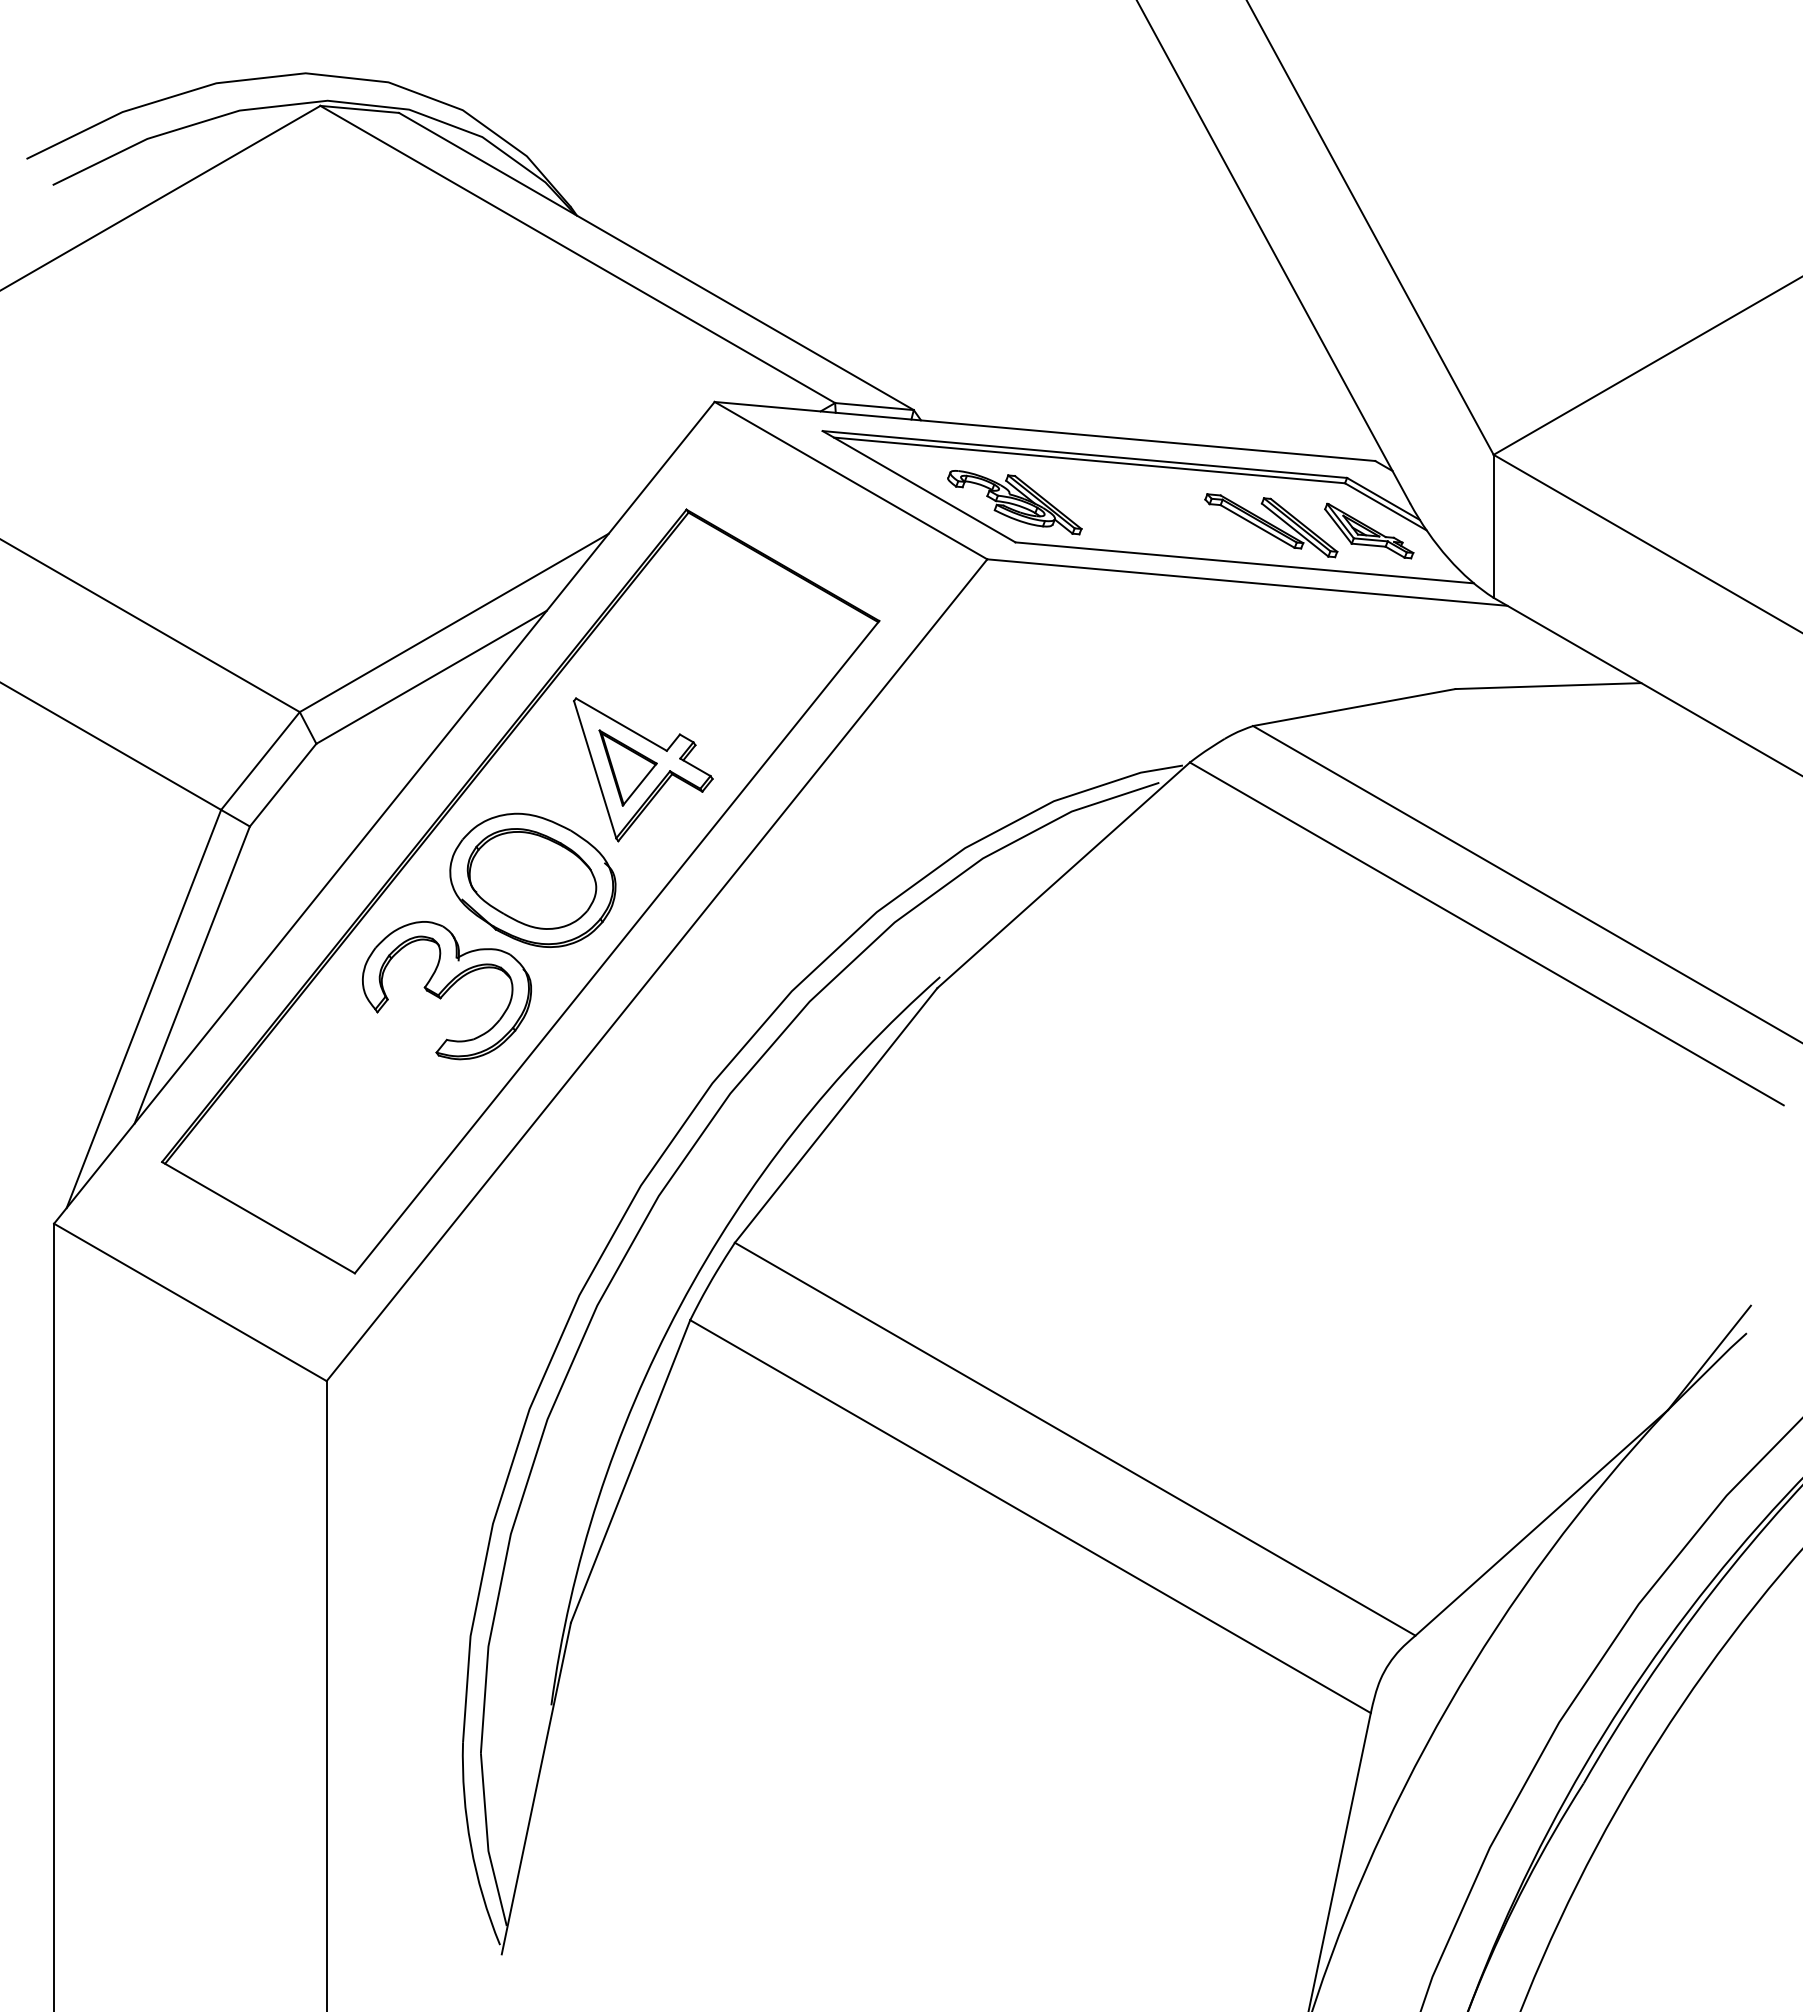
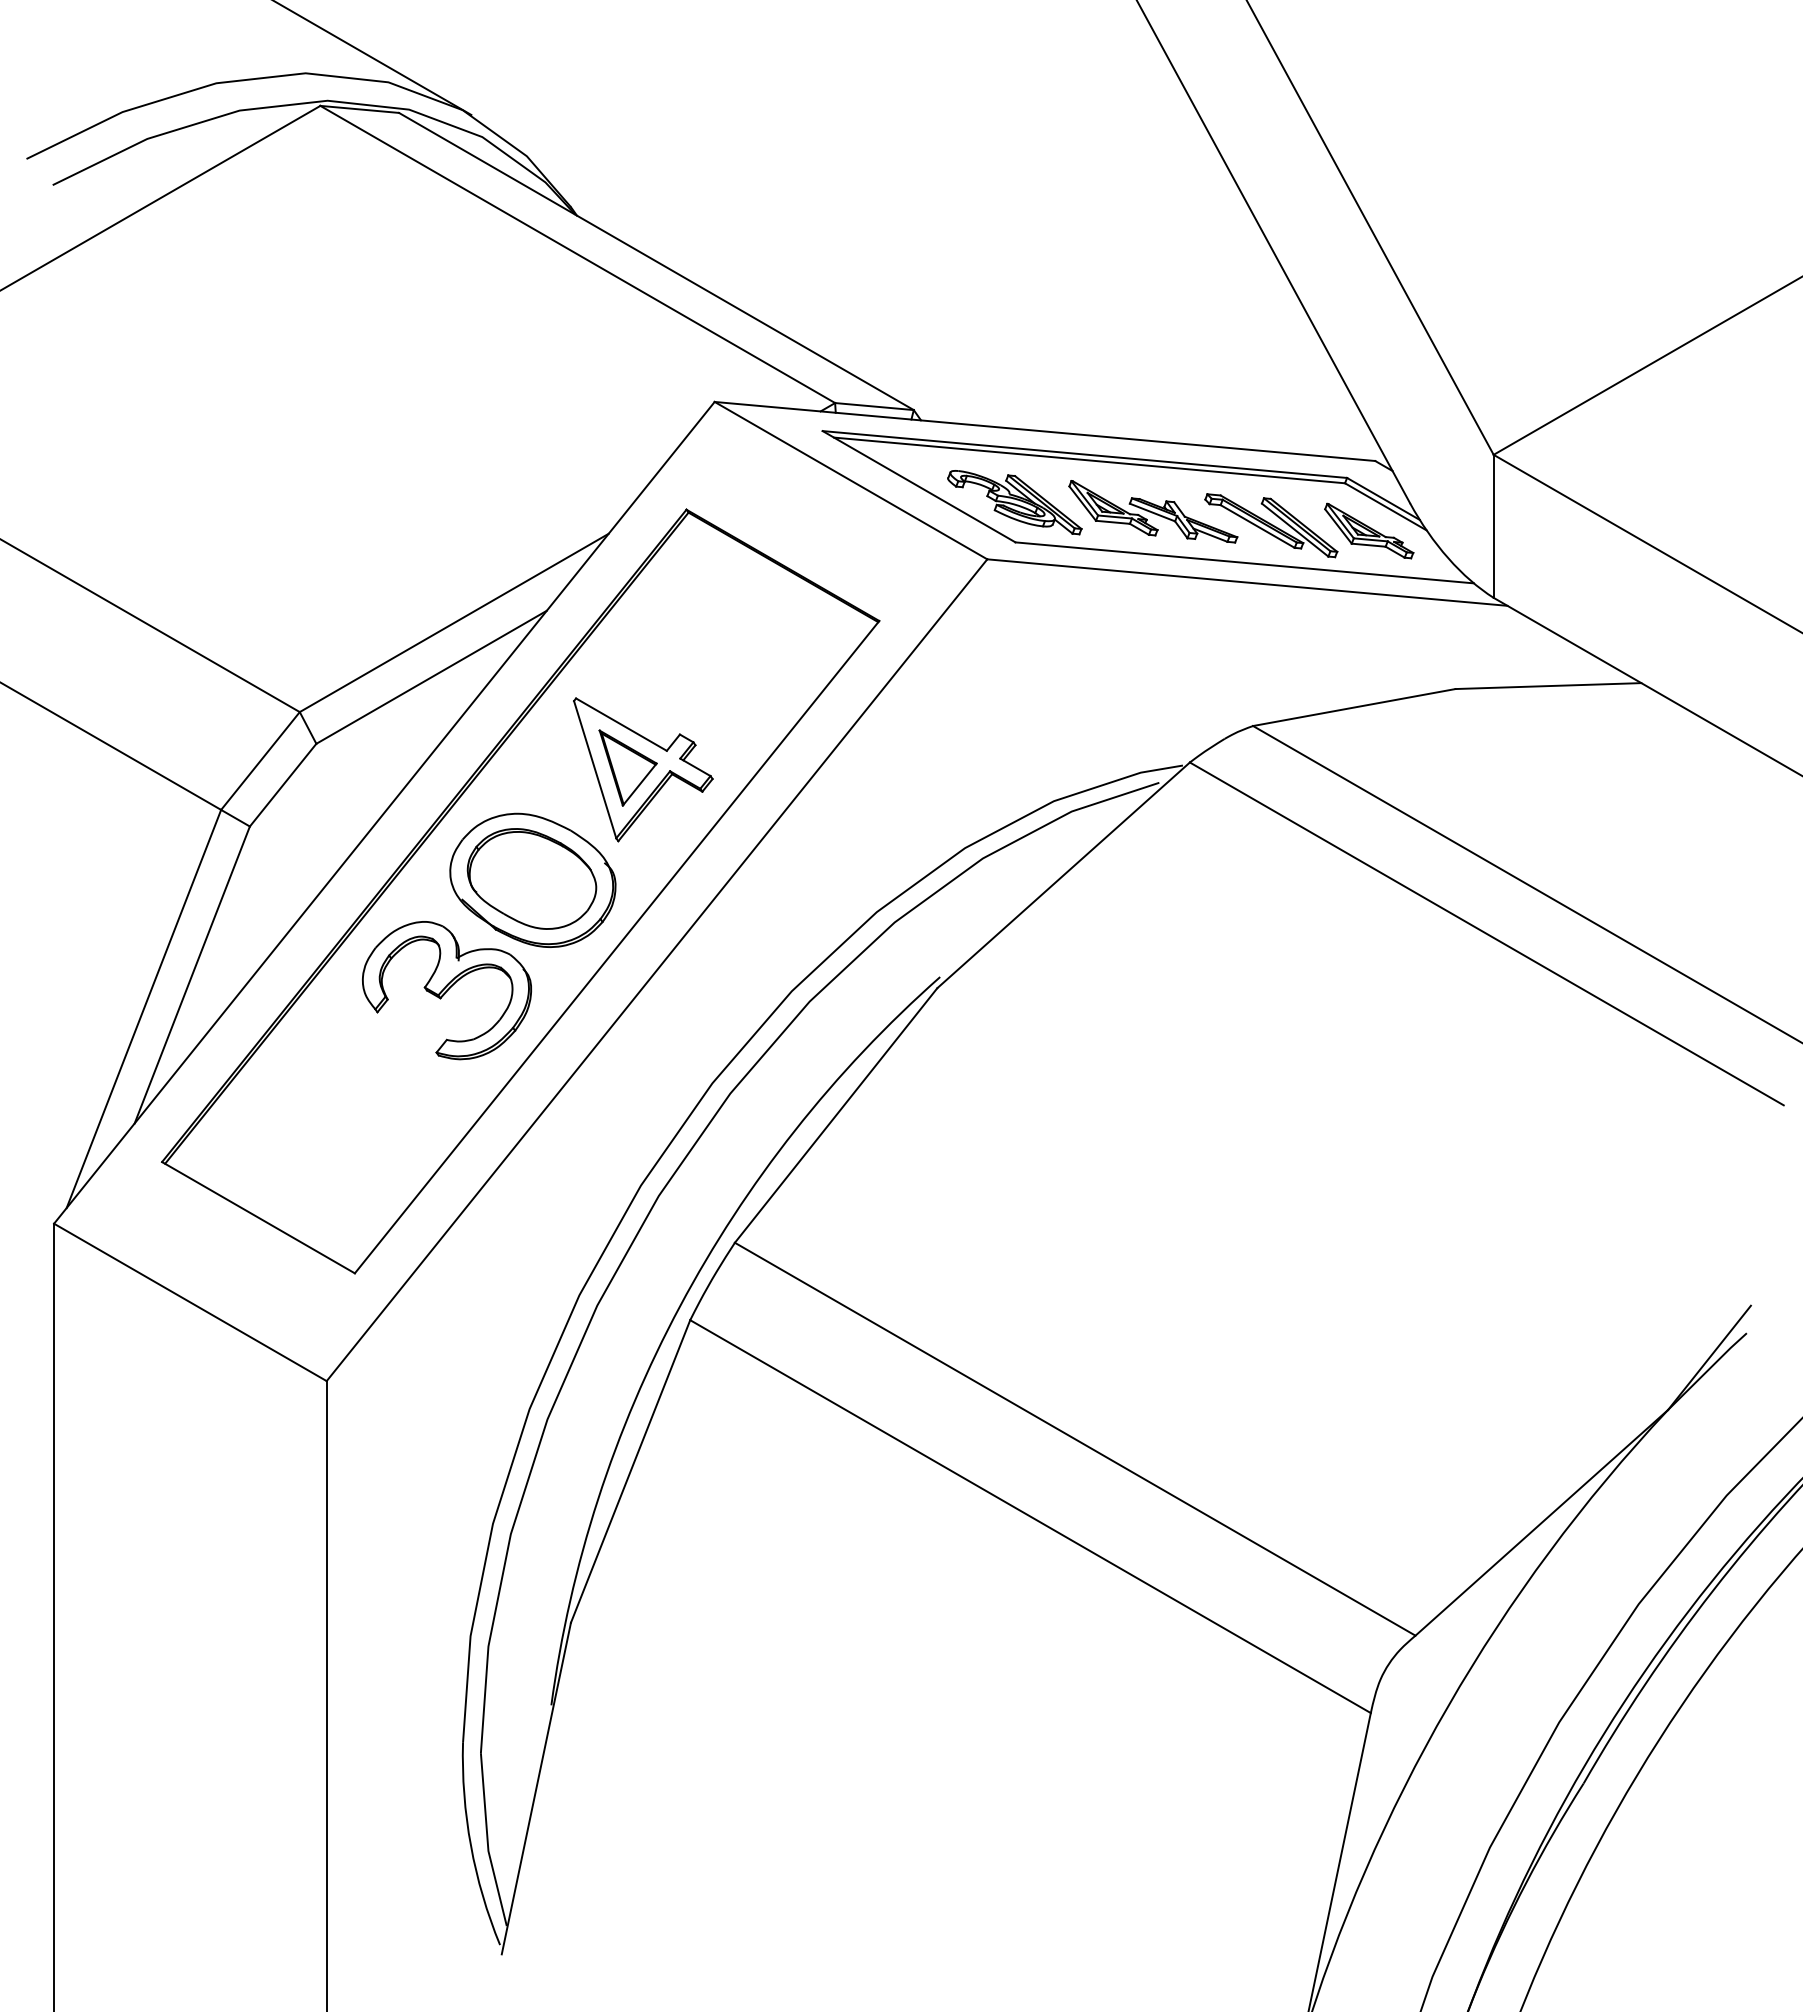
line: none -> present (373, 58)
part: none -> present (1153, 511)
